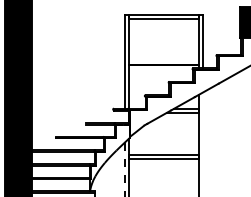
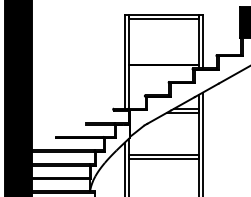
line: none -> present (202, 142)
line: dashed -> solid (124, 169)
